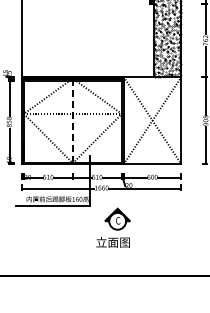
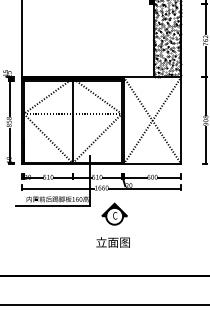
line: dashed -> solid (72, 120)
part position: (117, 218) -> (114, 213) (114, 213)
line: none -> present (104, 304)
